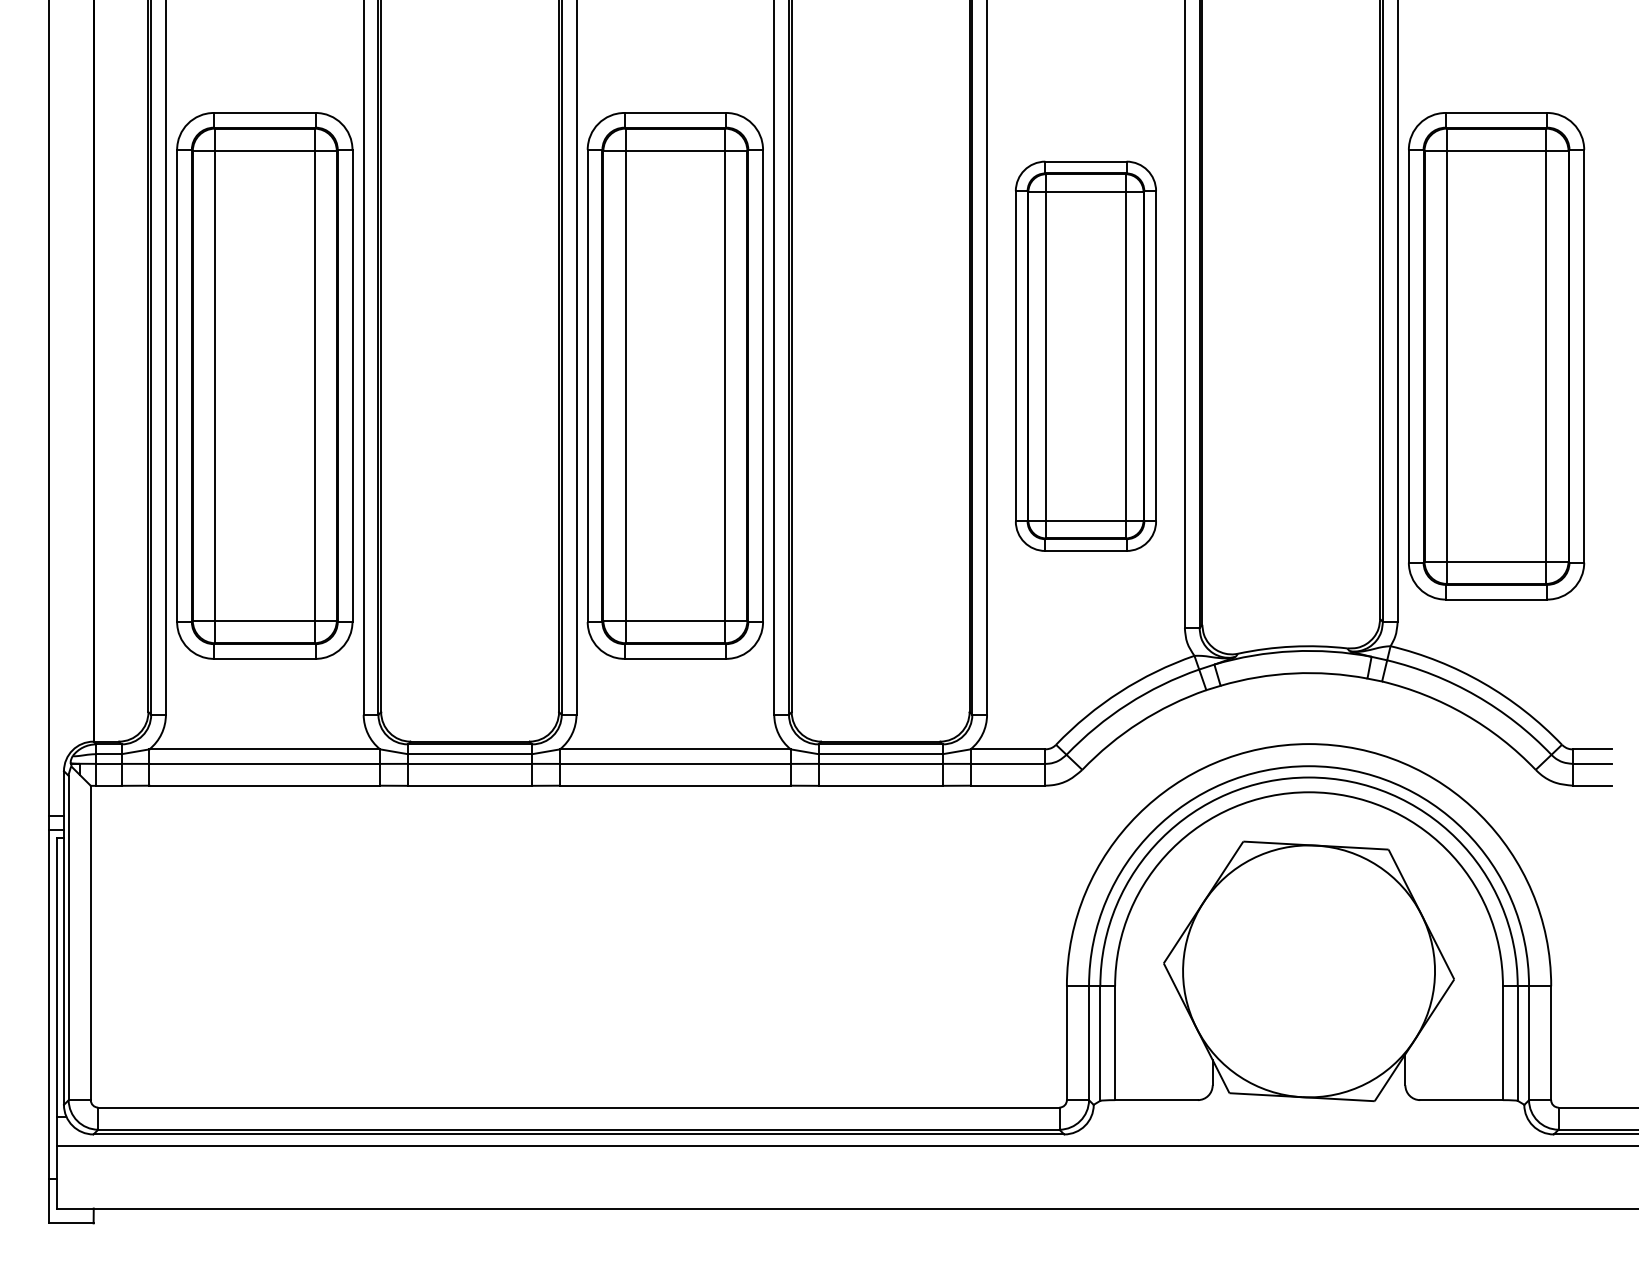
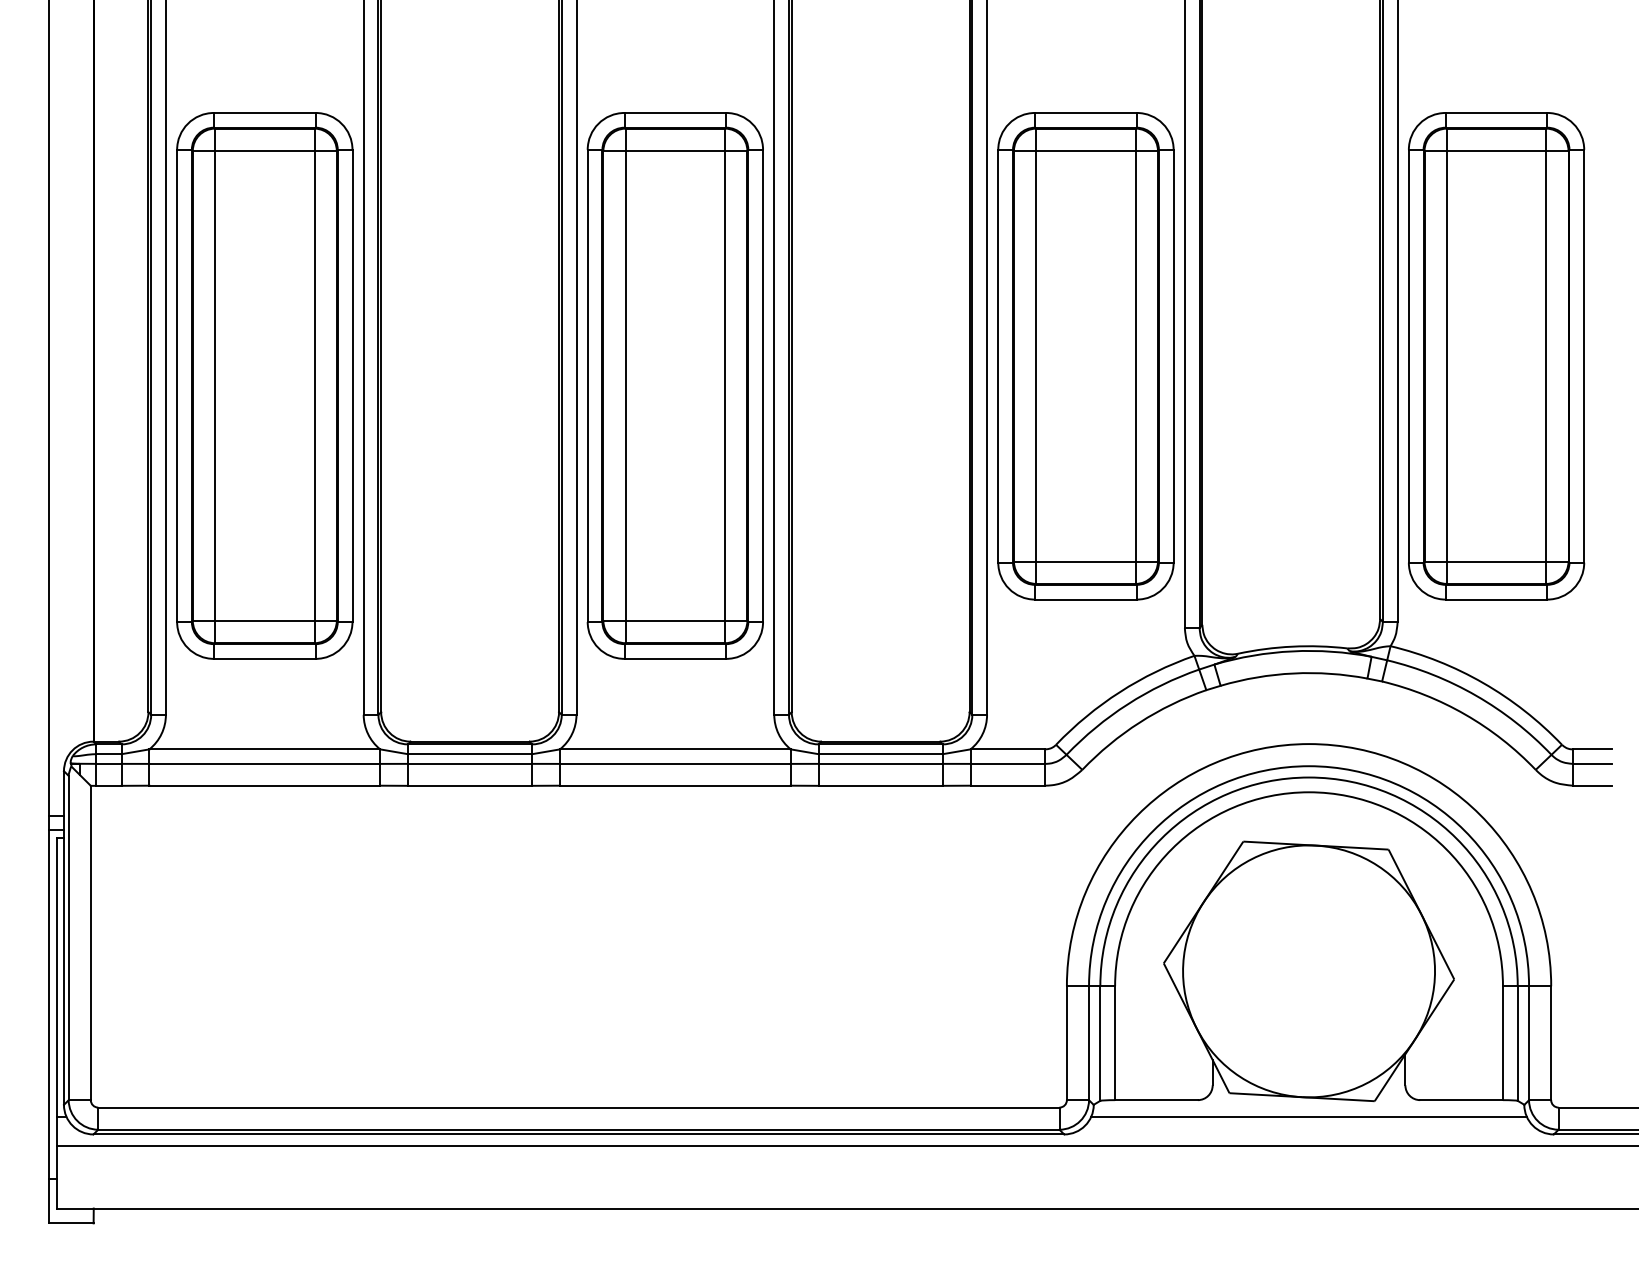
part size: 142x392 px -> 178x489 px (1085, 356)
line: none -> present (1308, 1116)
